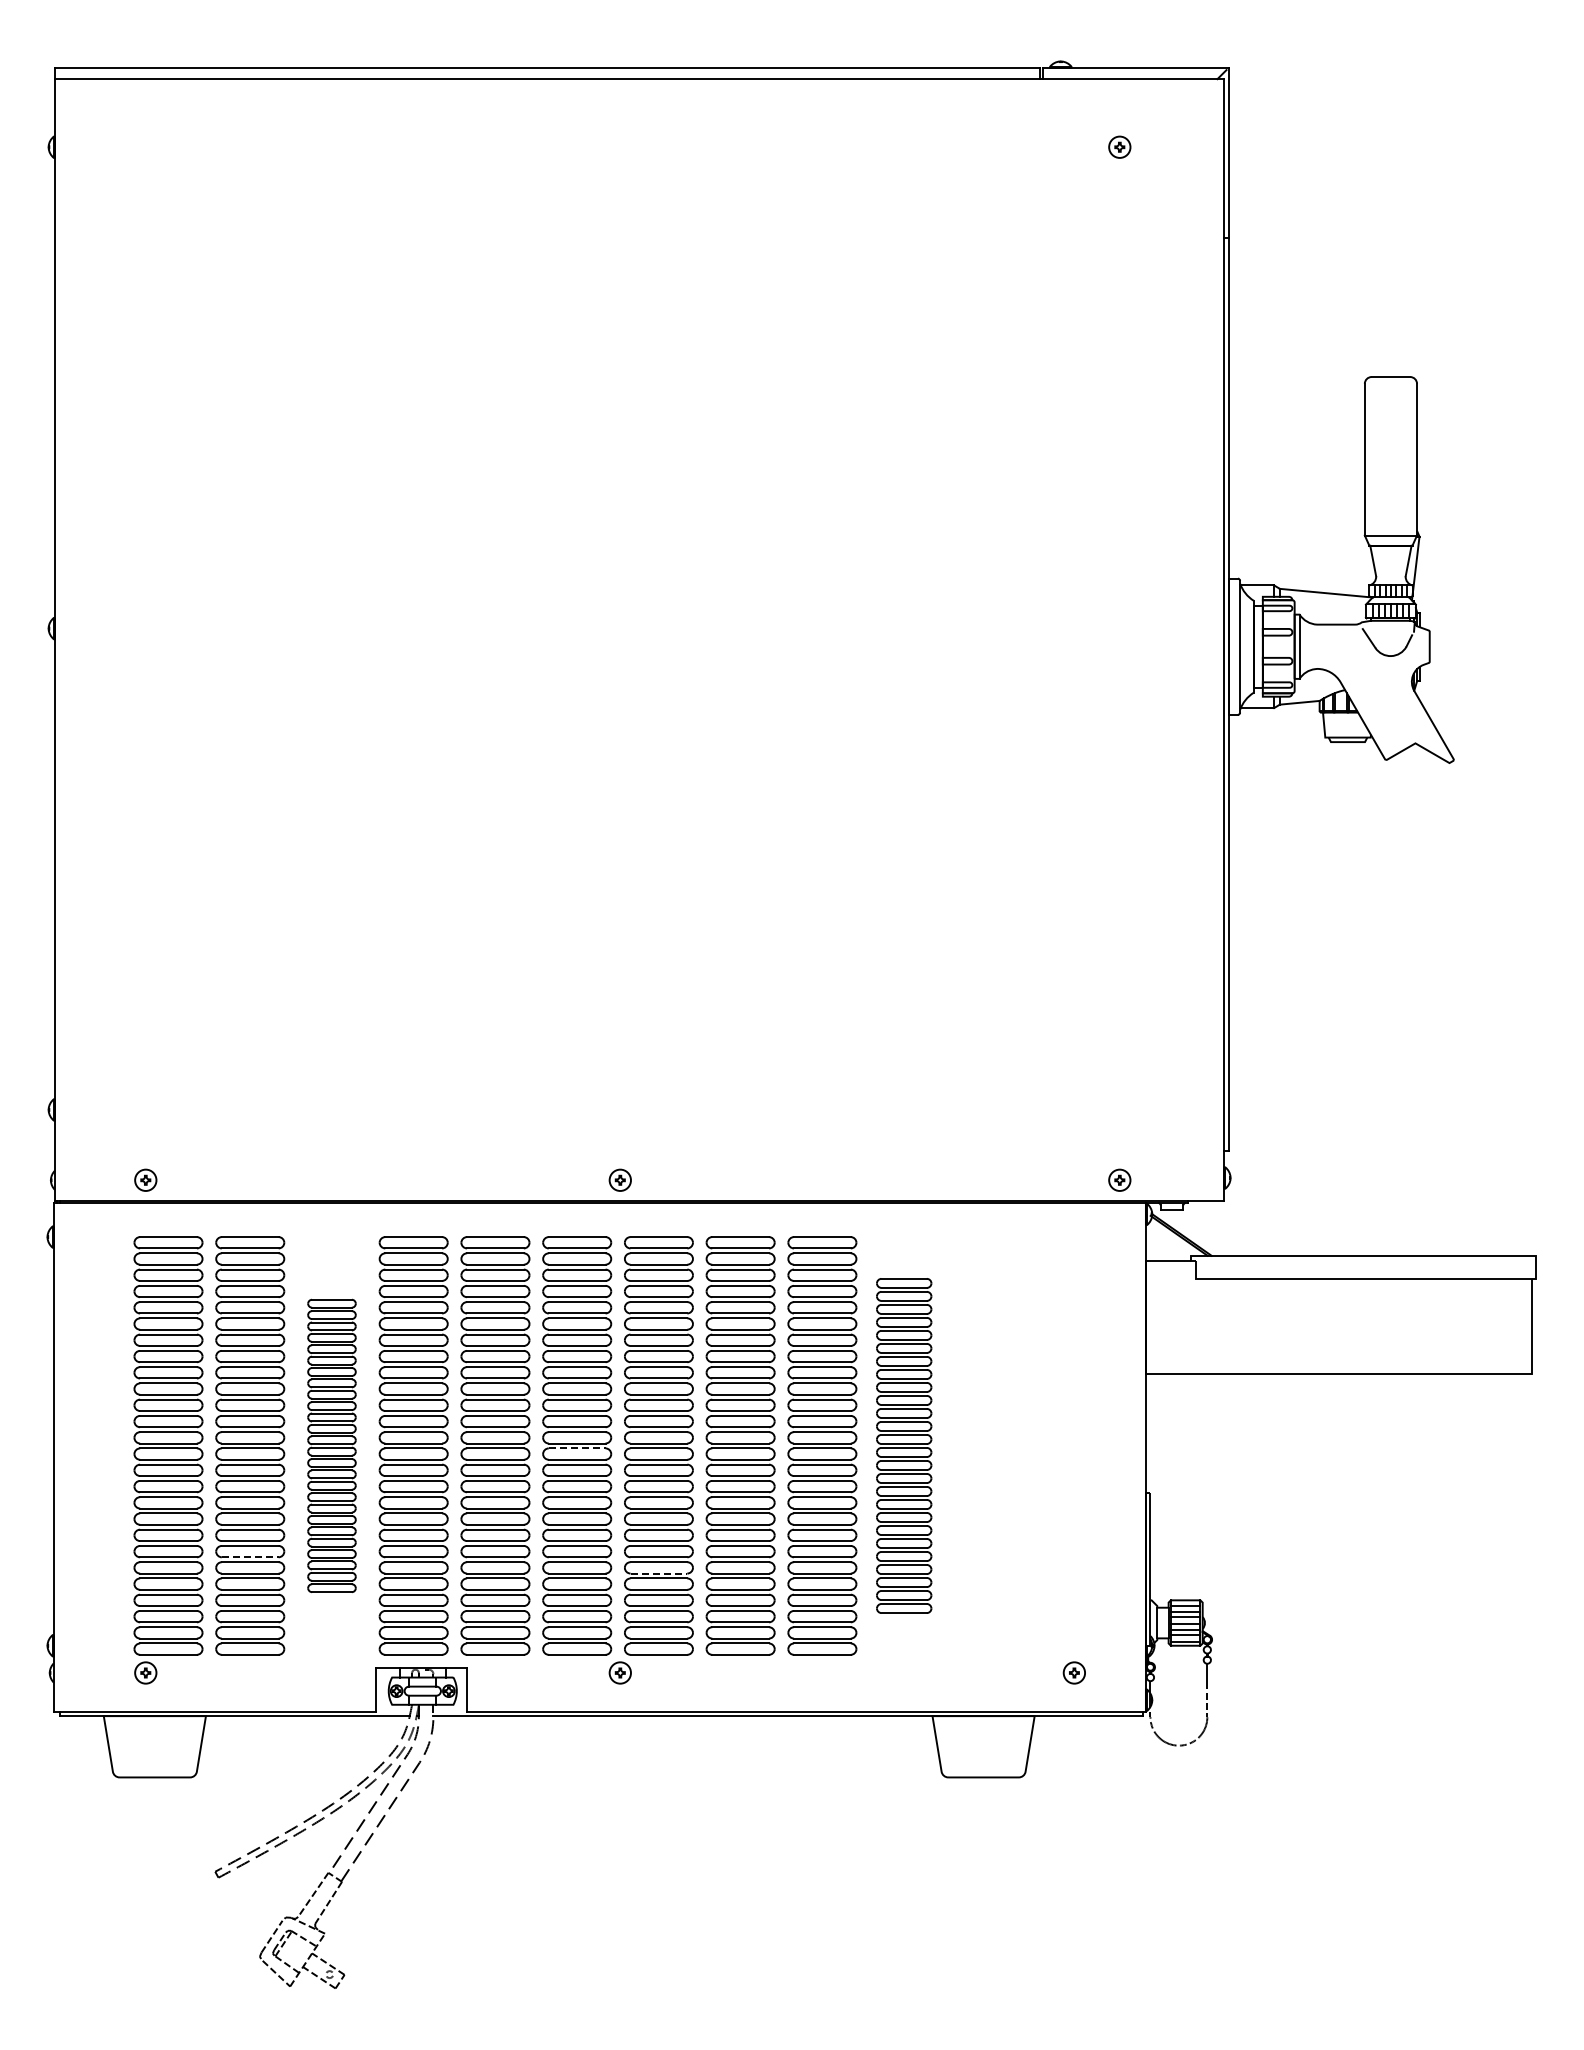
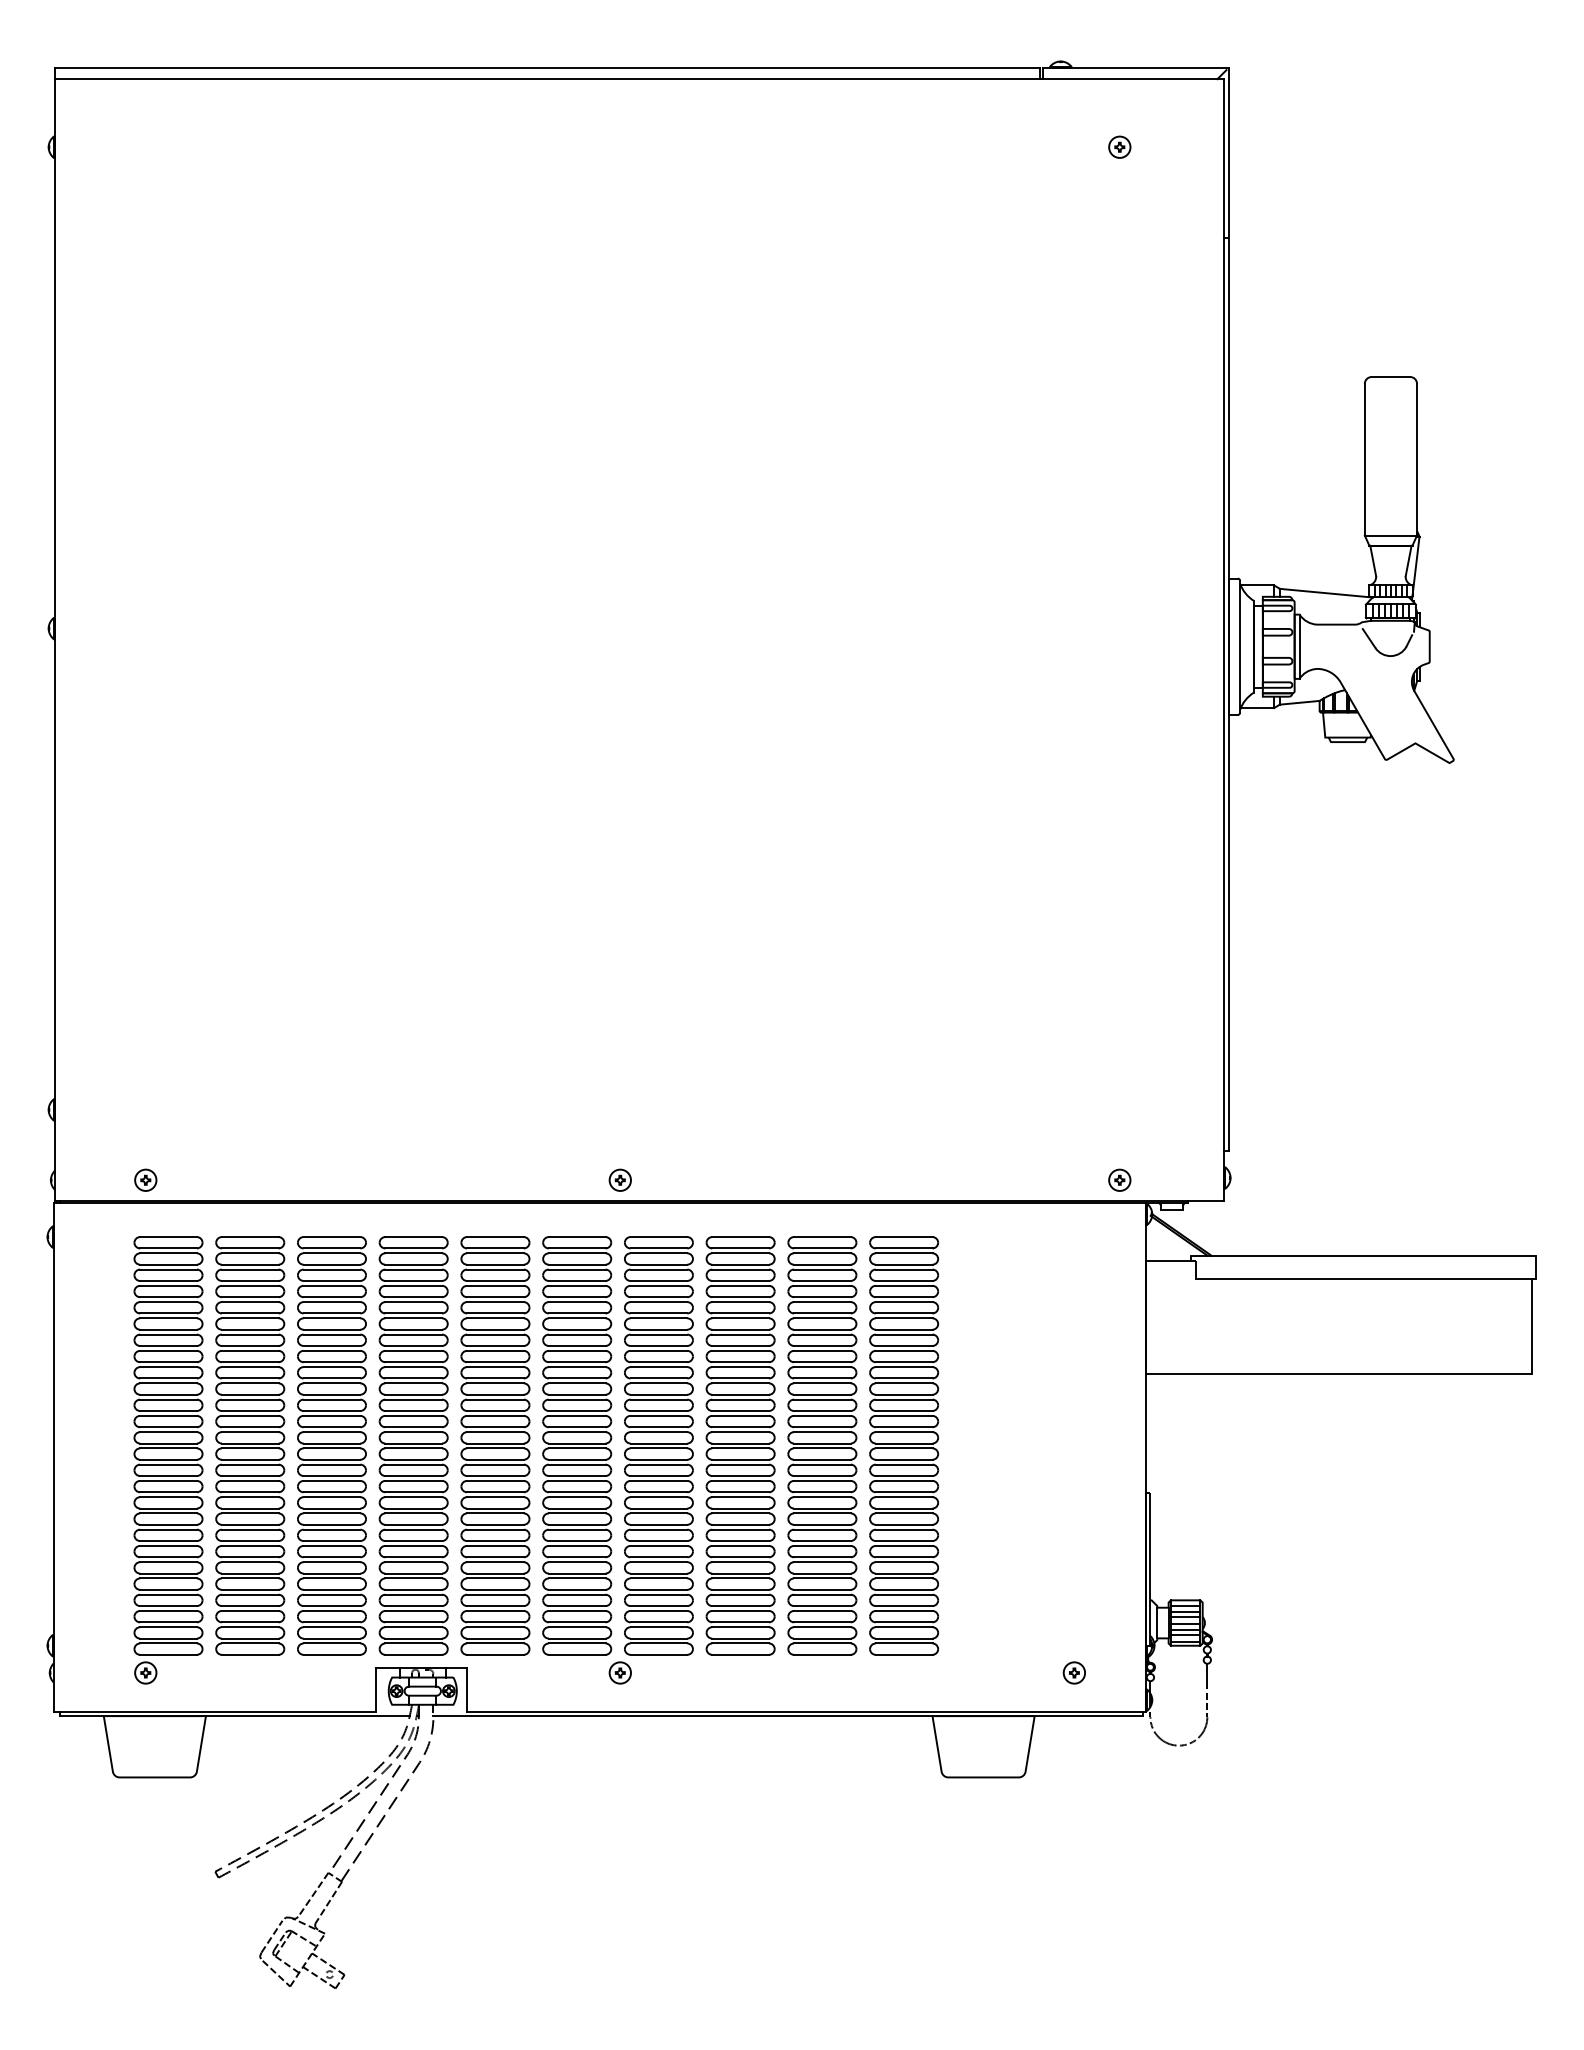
part size: 50x295 px -> 70x420 px (331, 1445)
part size: 57x336 px -> 71x420 px (904, 1445)
line: dashed -> solid (577, 1448)
line: dashed -> solid (250, 1557)
line: dashed -> solid (659, 1573)
